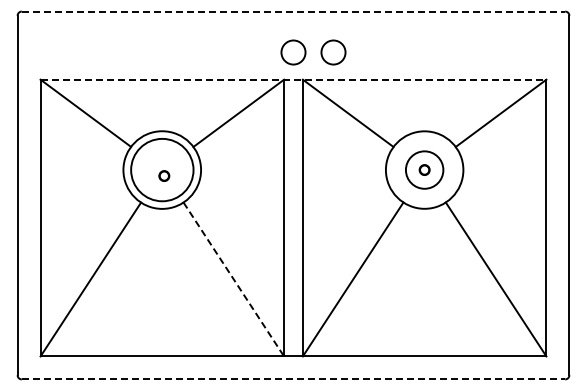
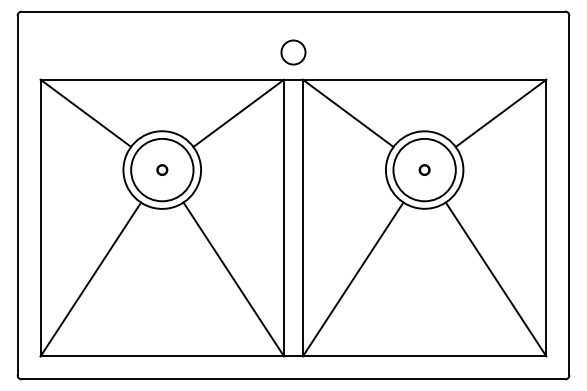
line: dashed -> solid (293, 11)
circle: present -> none (333, 52)
line: dashed -> solid (293, 79)
circle diameter: 37 px -> 62 px (424, 169)
circle position: (164, 175) -> (162, 169) (162, 169)
line: dashed -> solid (233, 279)
line: dashed -> solid (293, 379)
